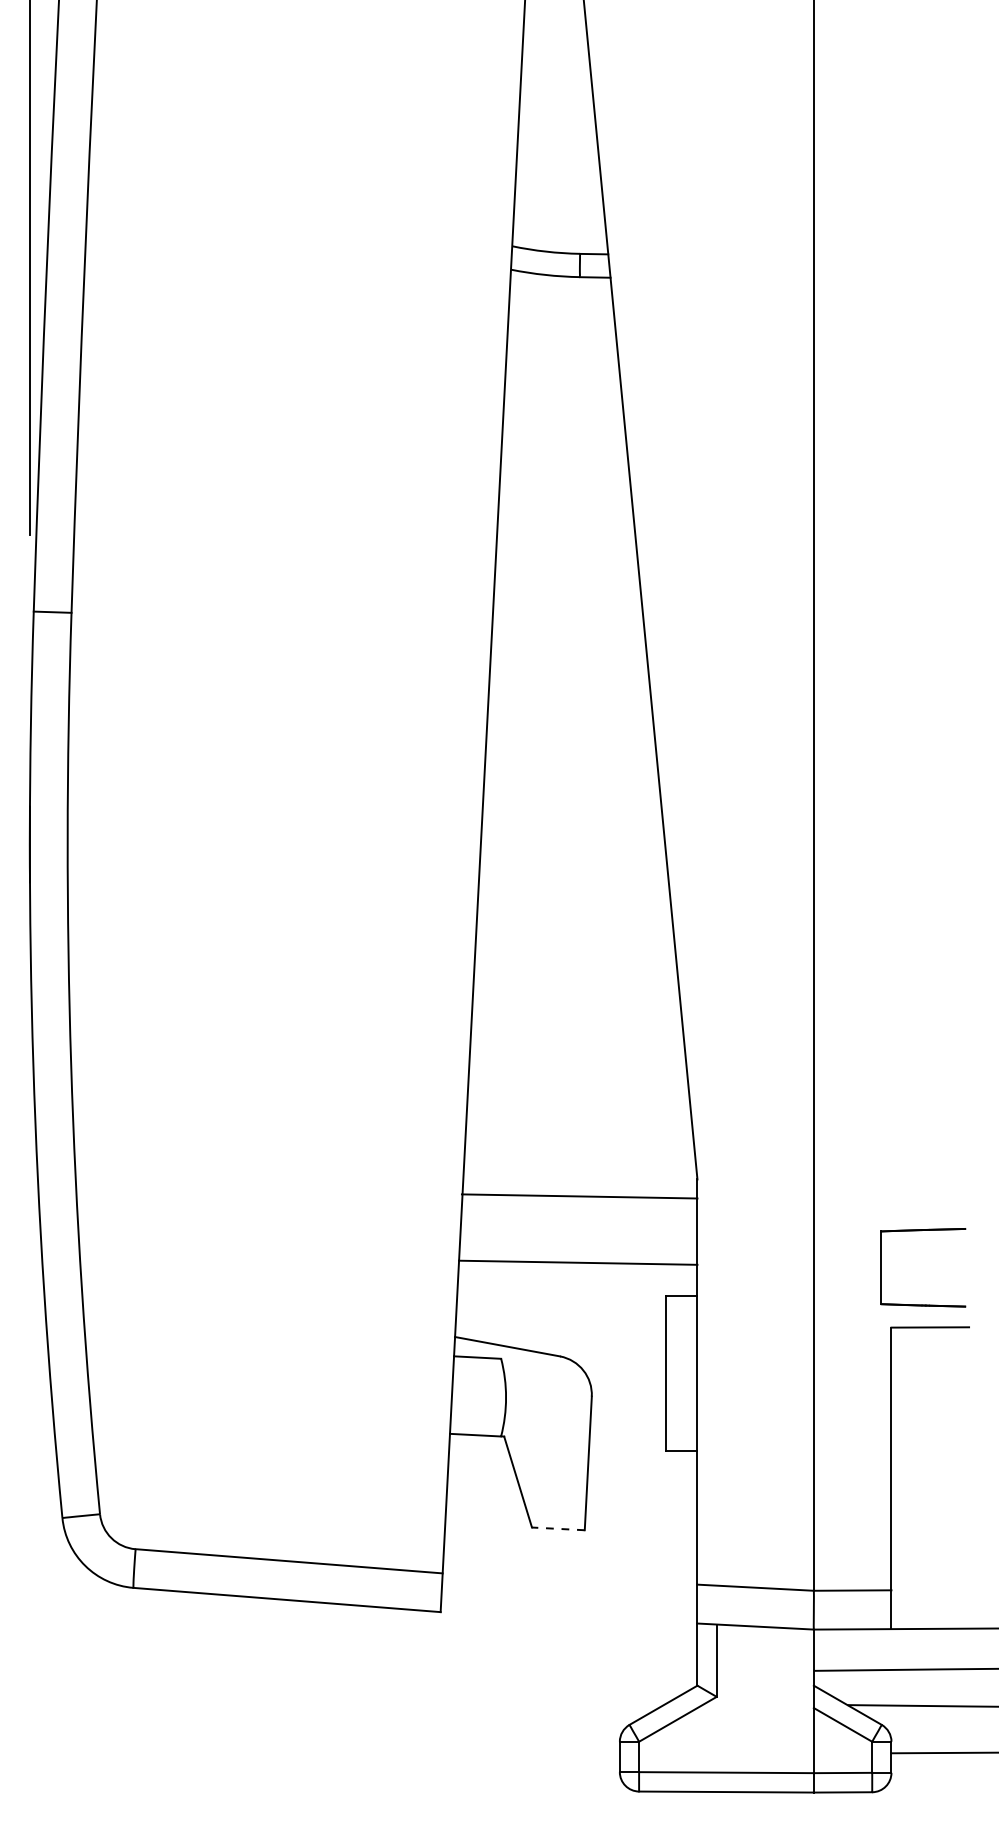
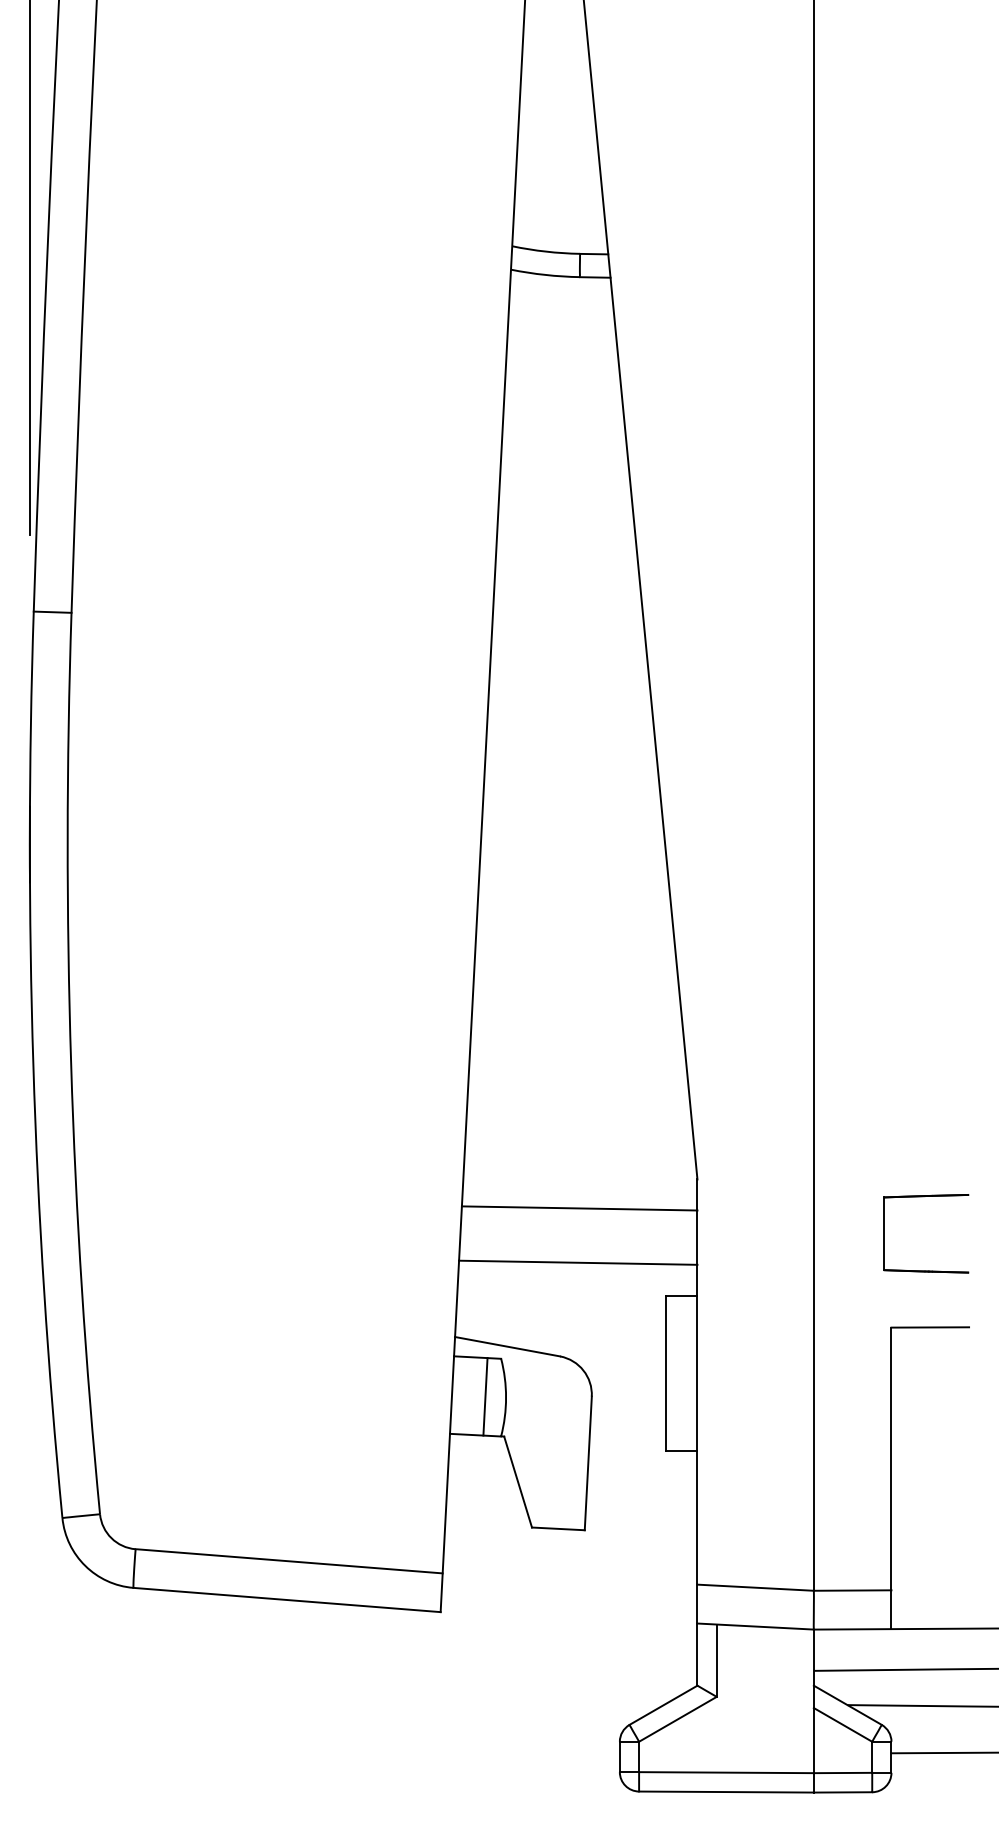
line position: (579, 1196) -> (579, 1208) (579, 1208)
part position: (921, 1231) -> (924, 1197) (924, 1197)
line: none -> present (485, 1396)
line: dashed -> solid (557, 1528)
